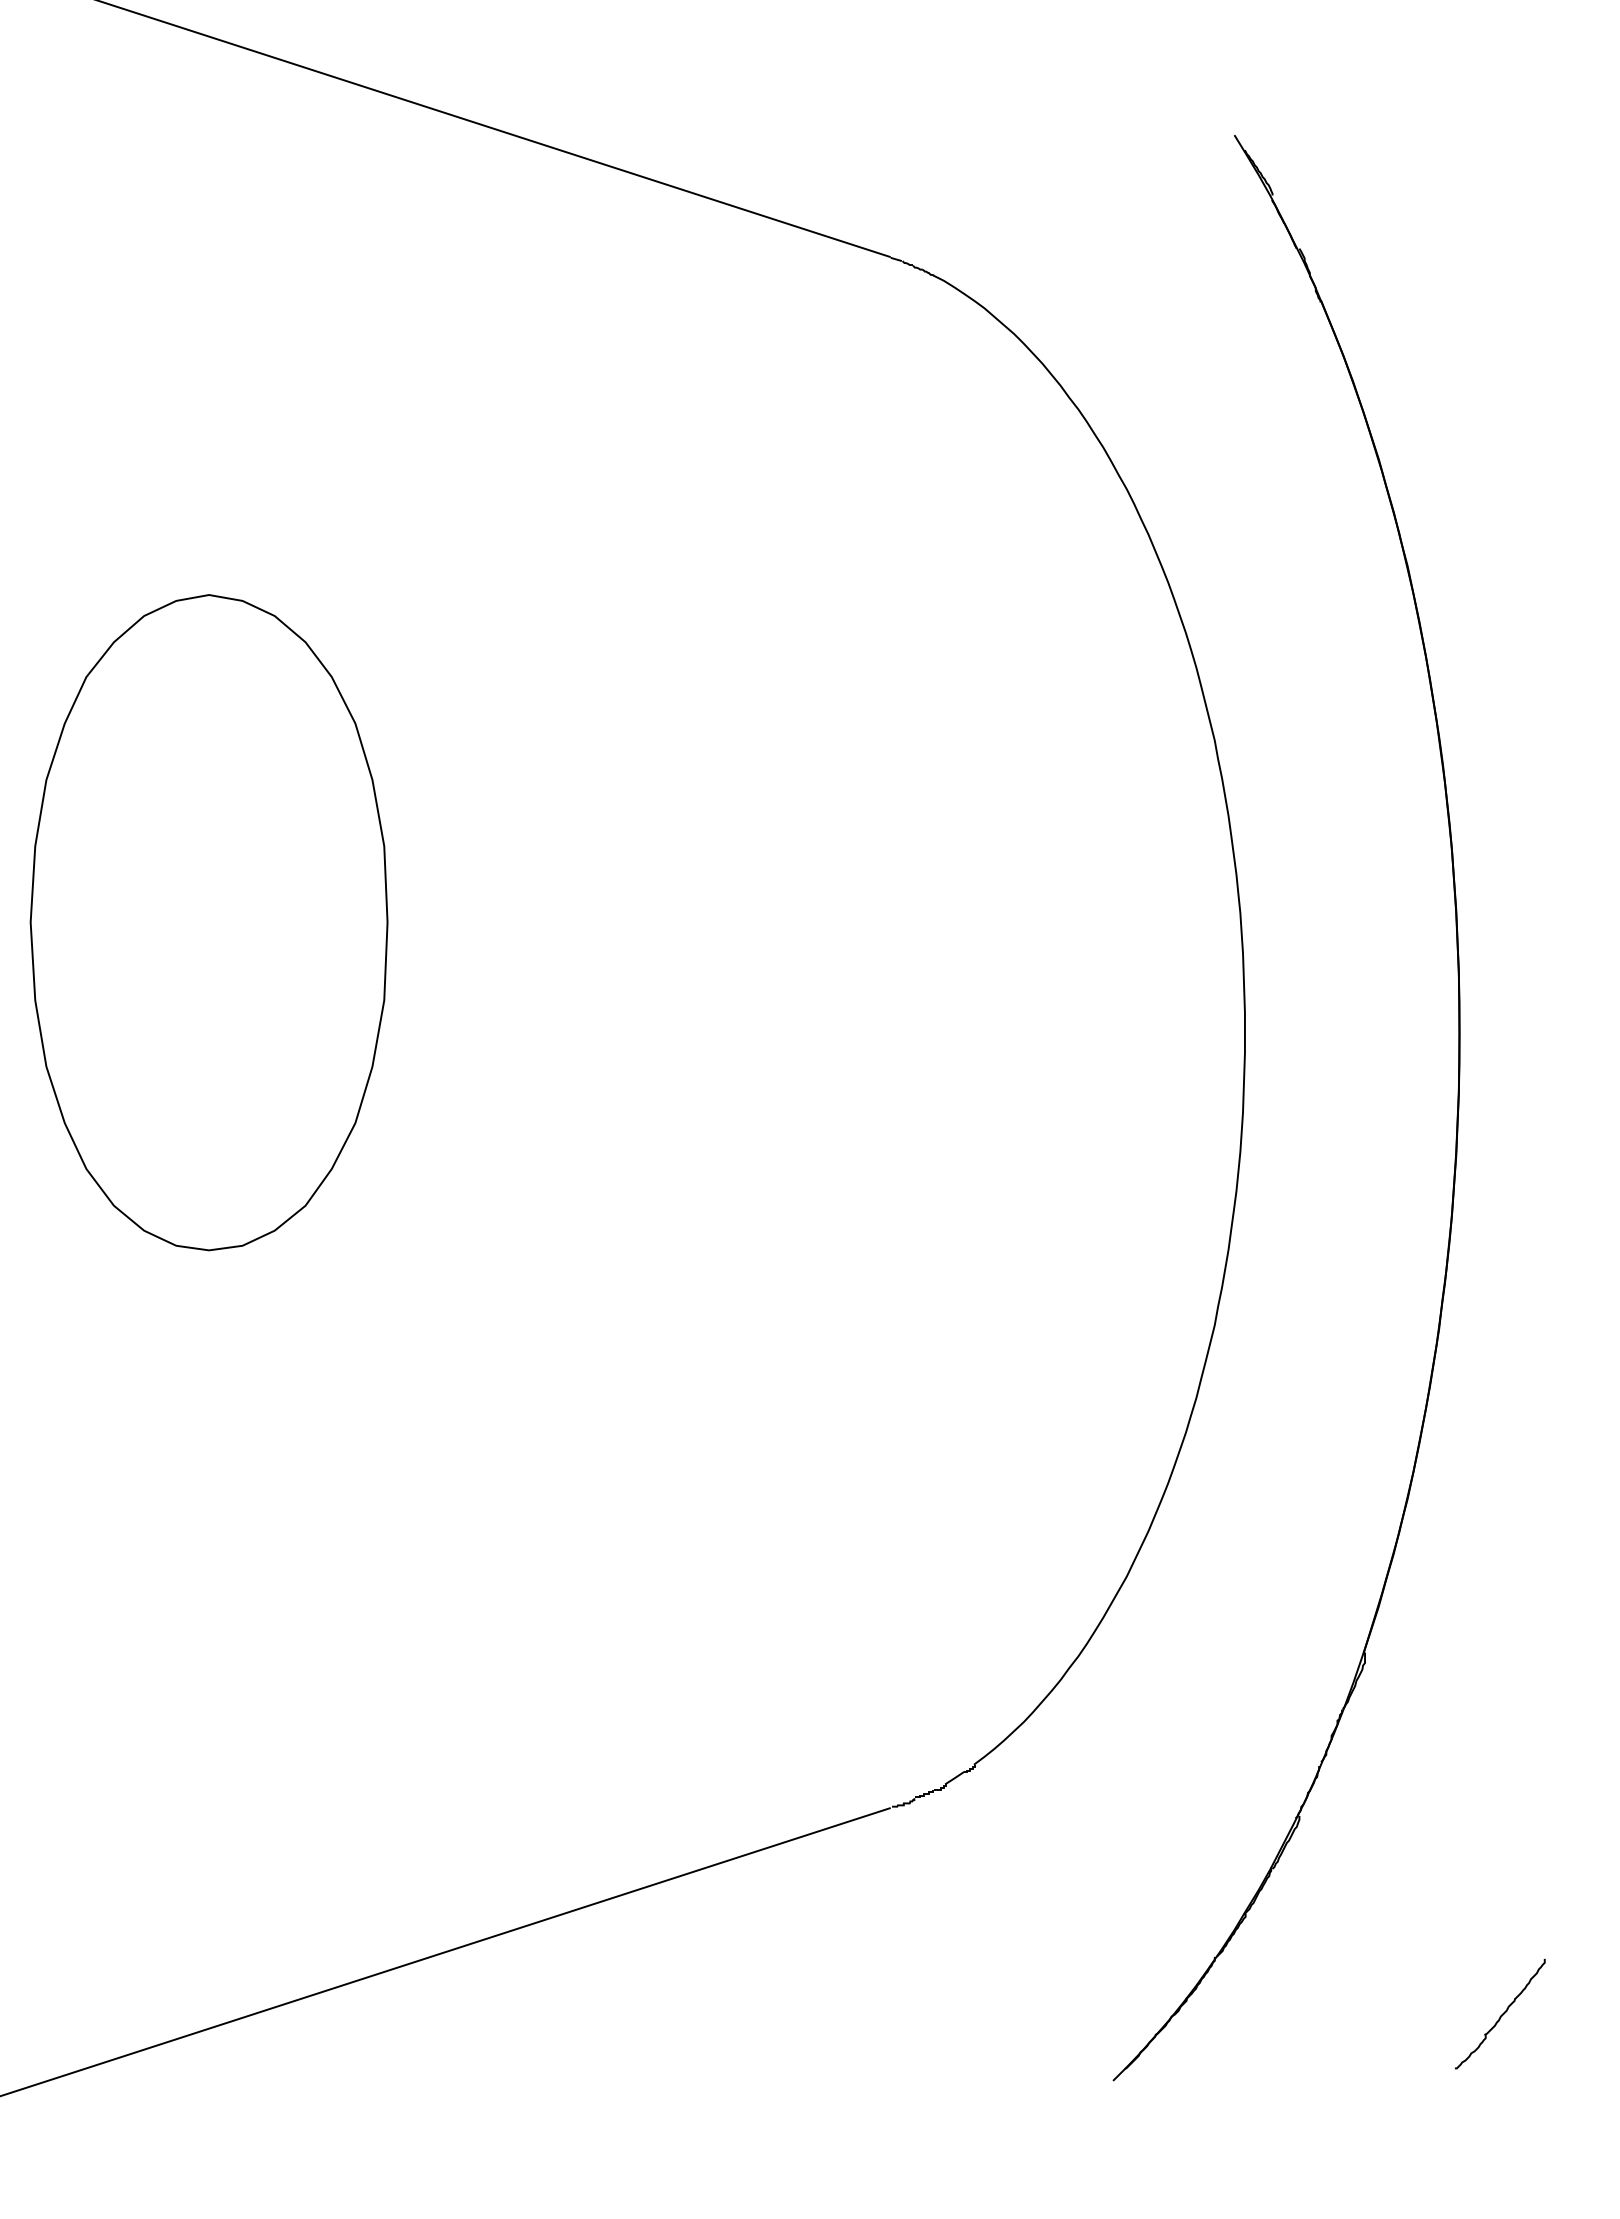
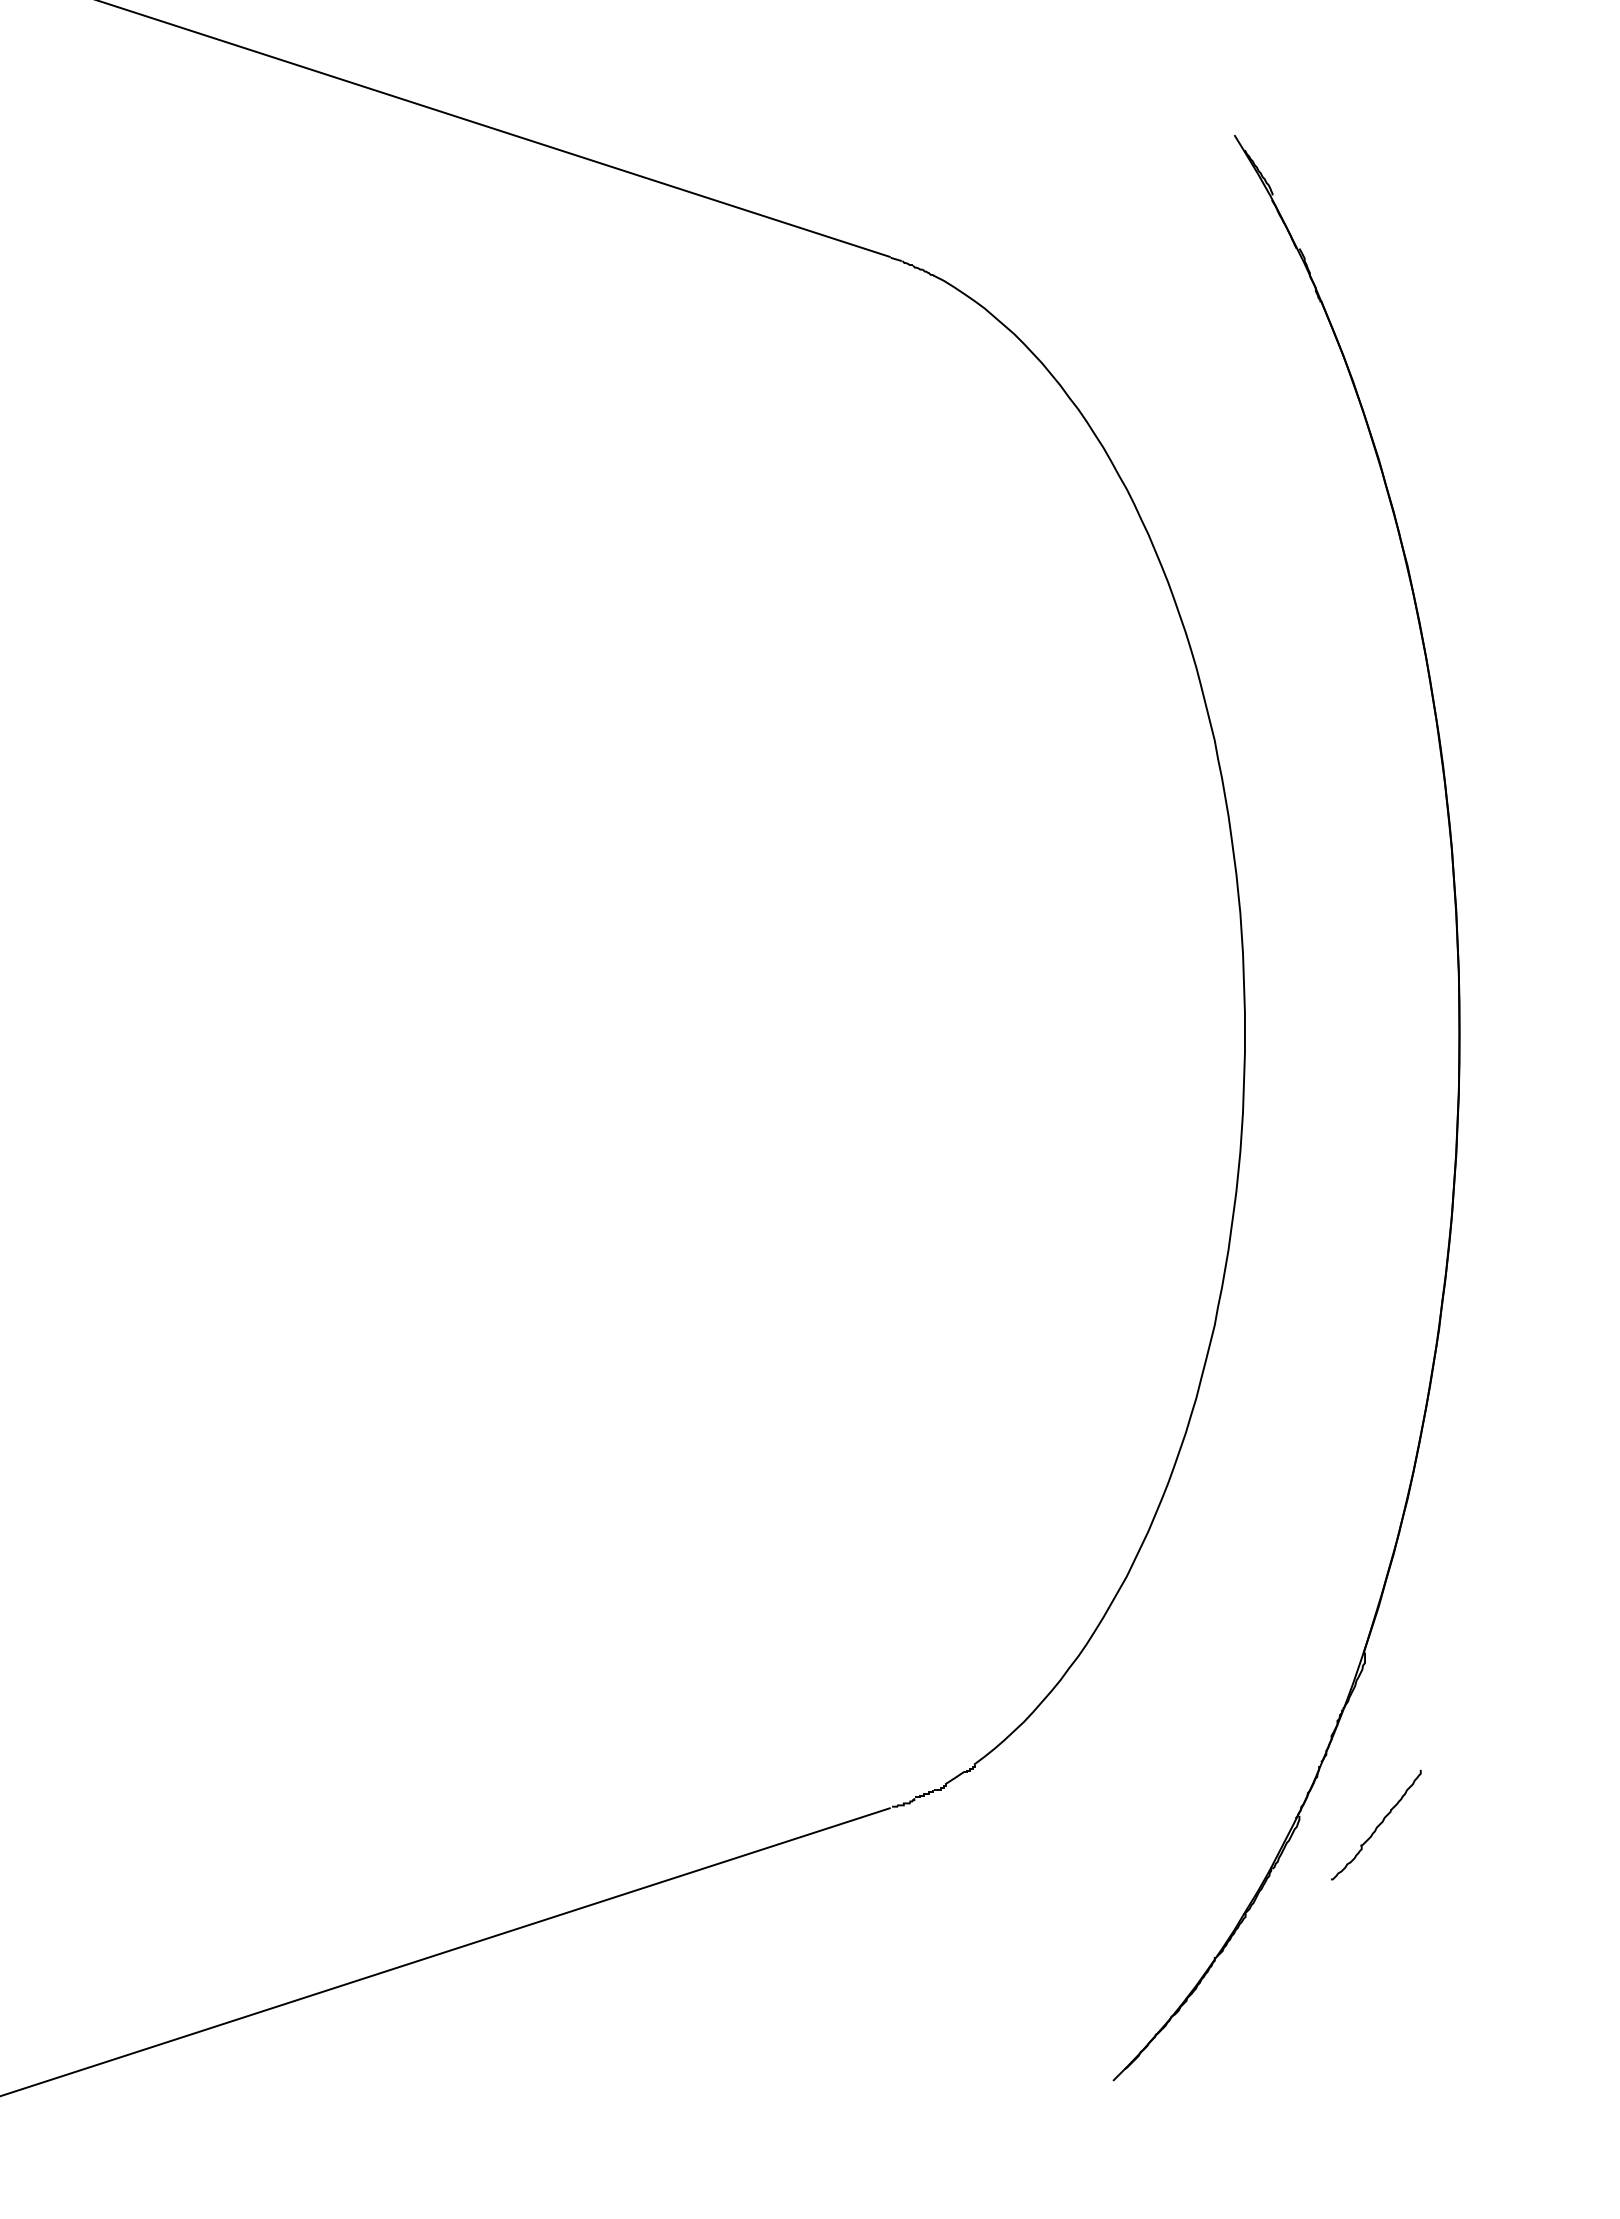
part: present -> none (208, 922)
part position: (1500, 2014) -> (1376, 1825) (1376, 1825)
